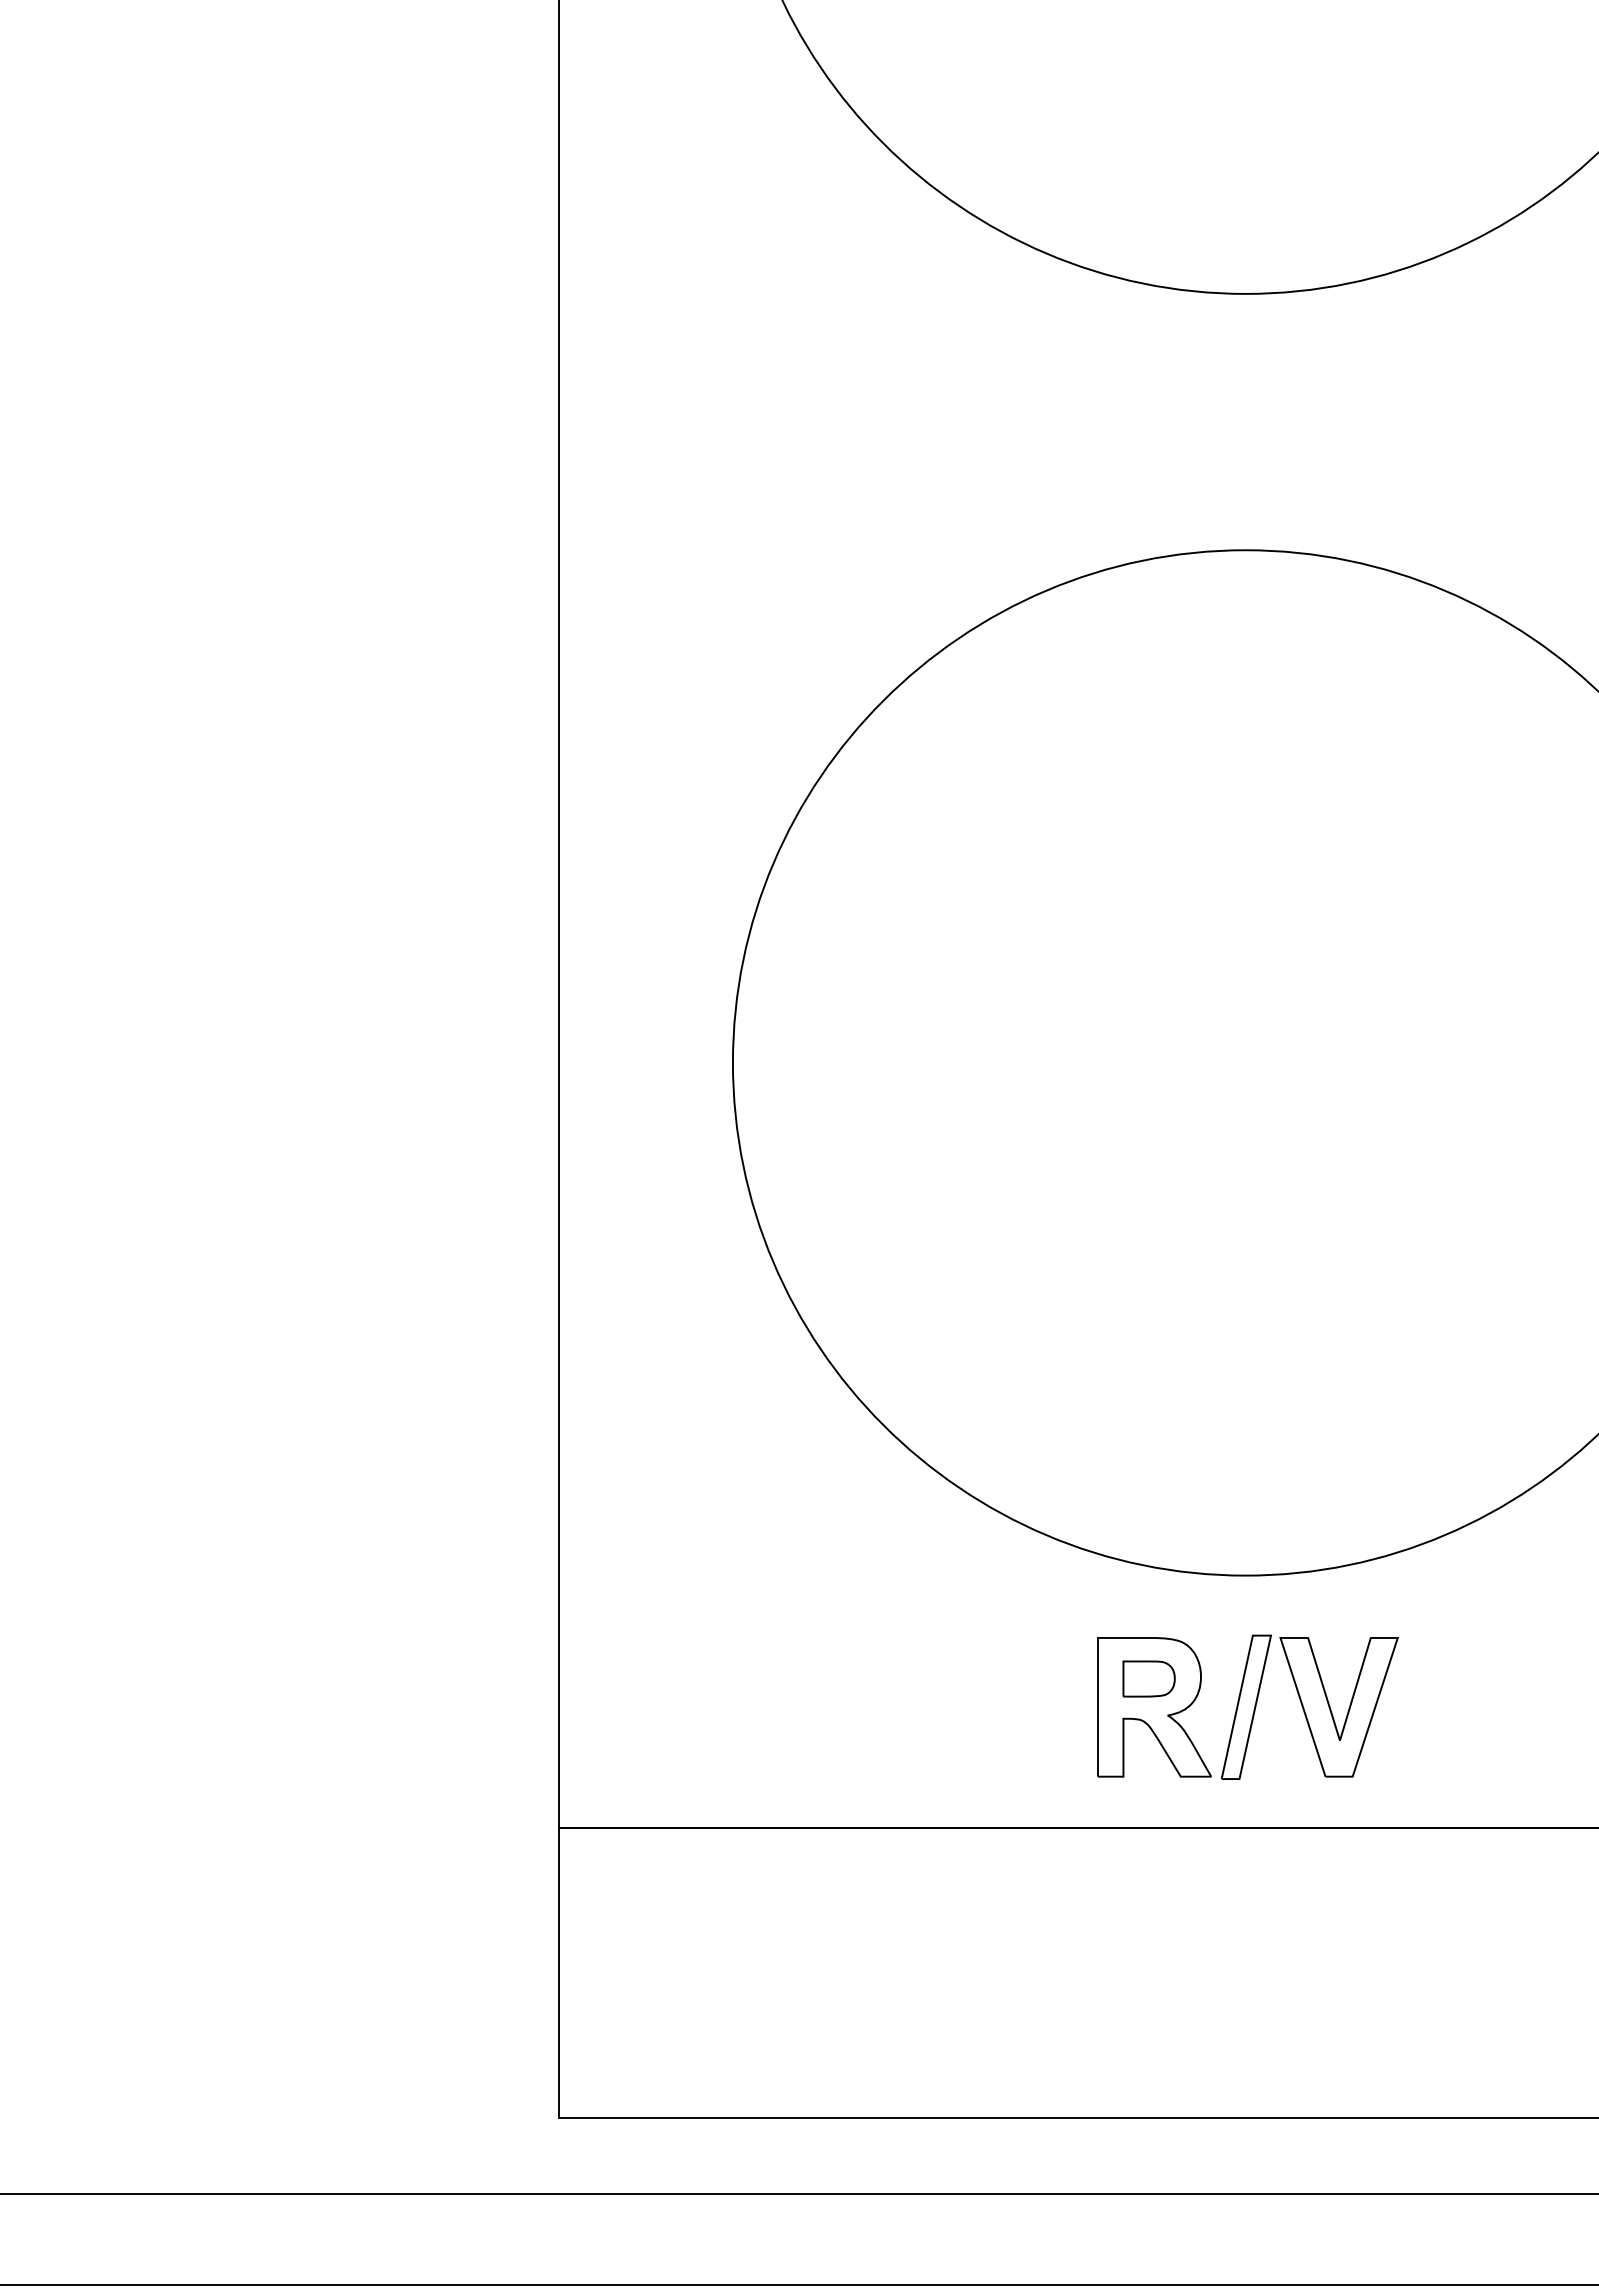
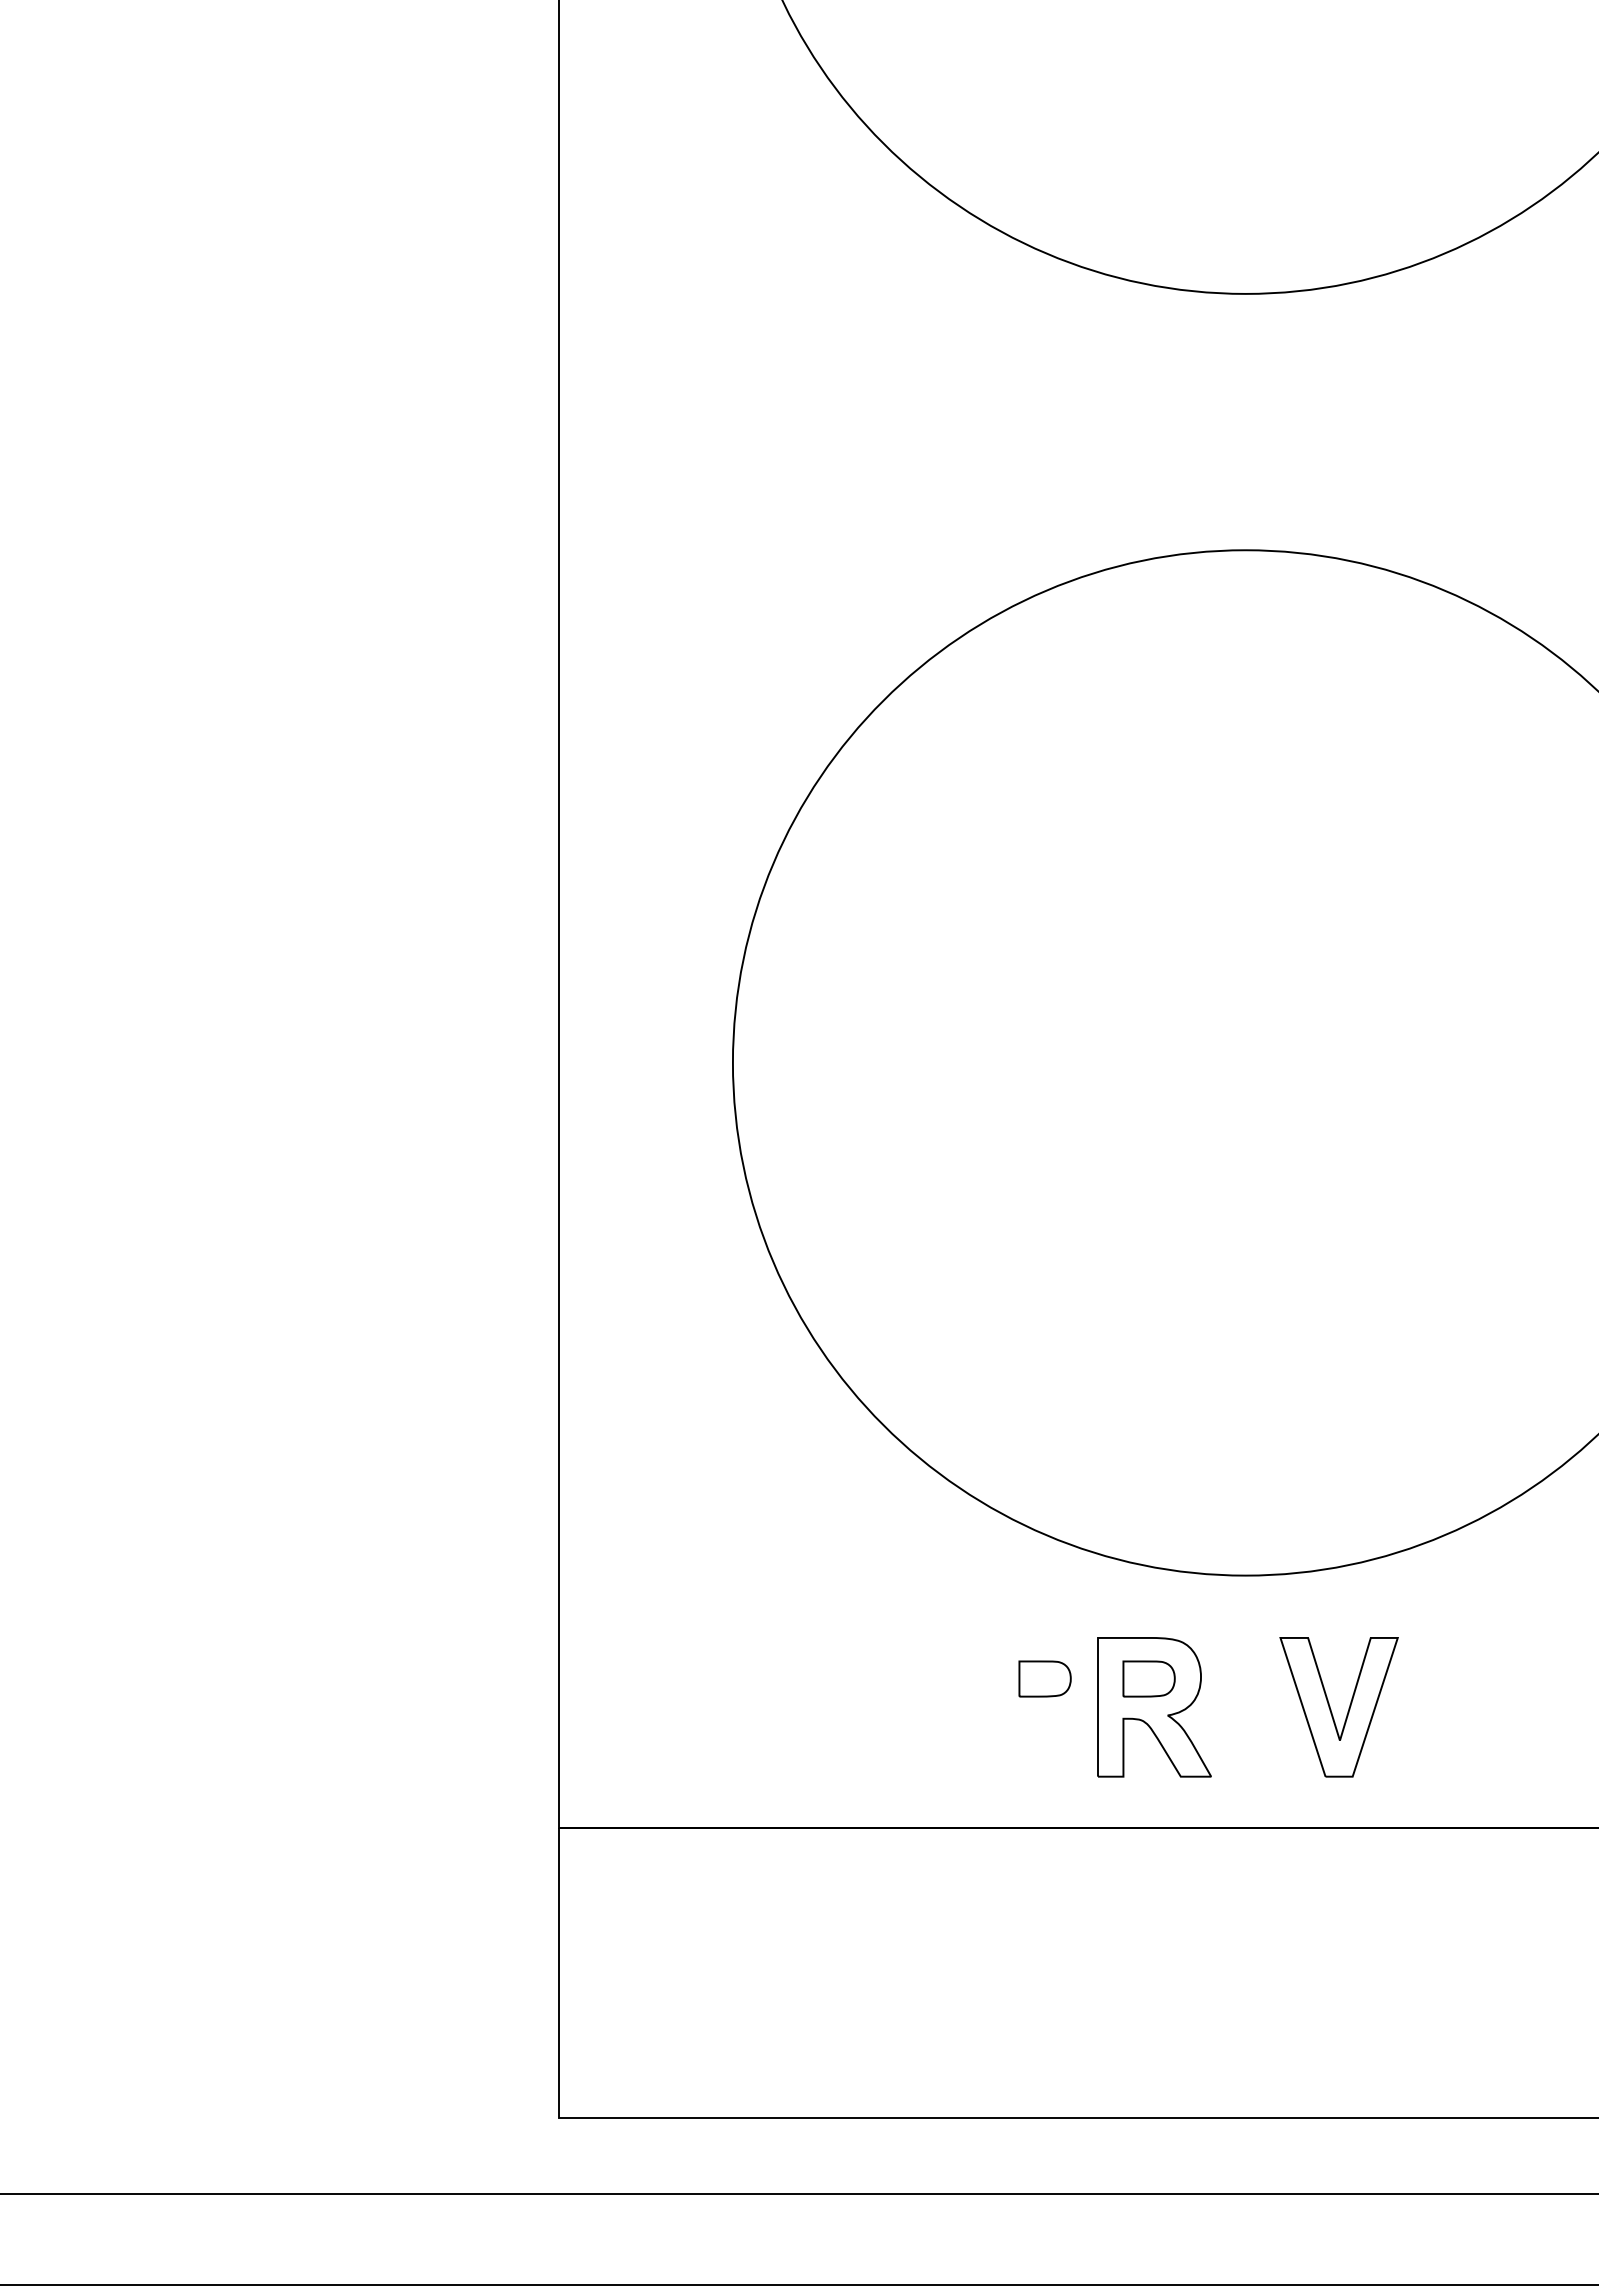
part: none -> present (1044, 1678)
part: present -> none (1245, 1706)
